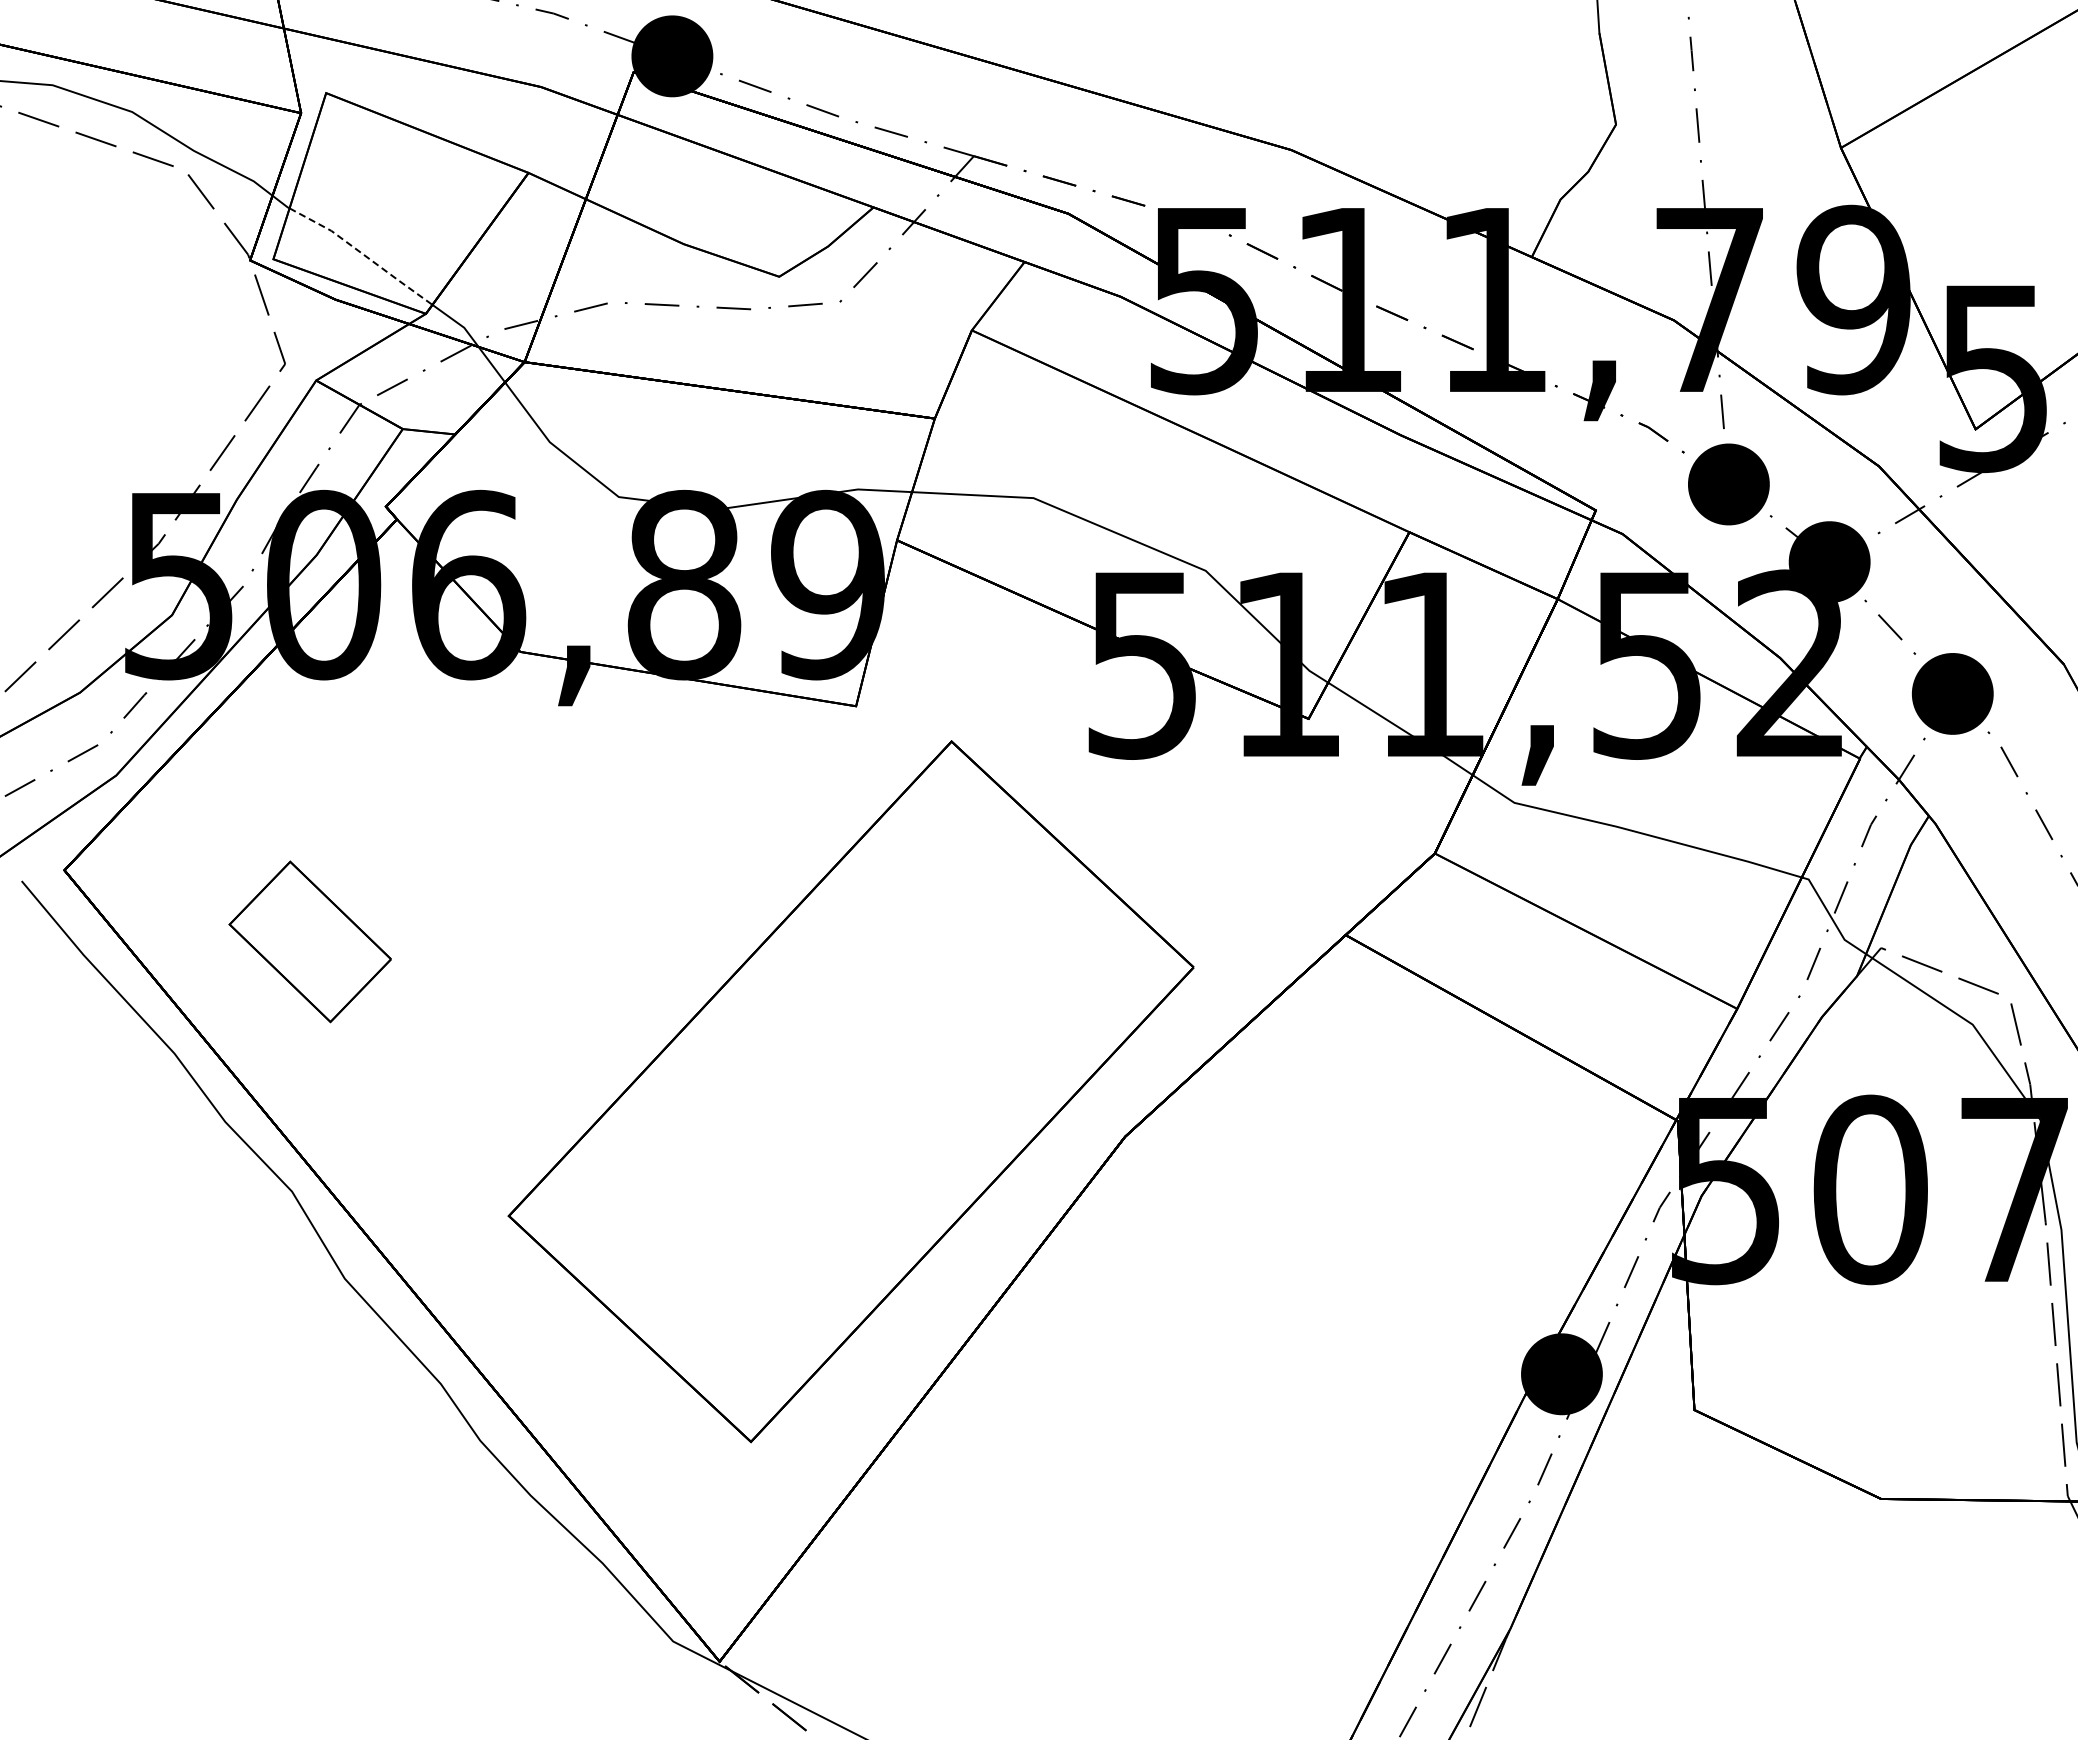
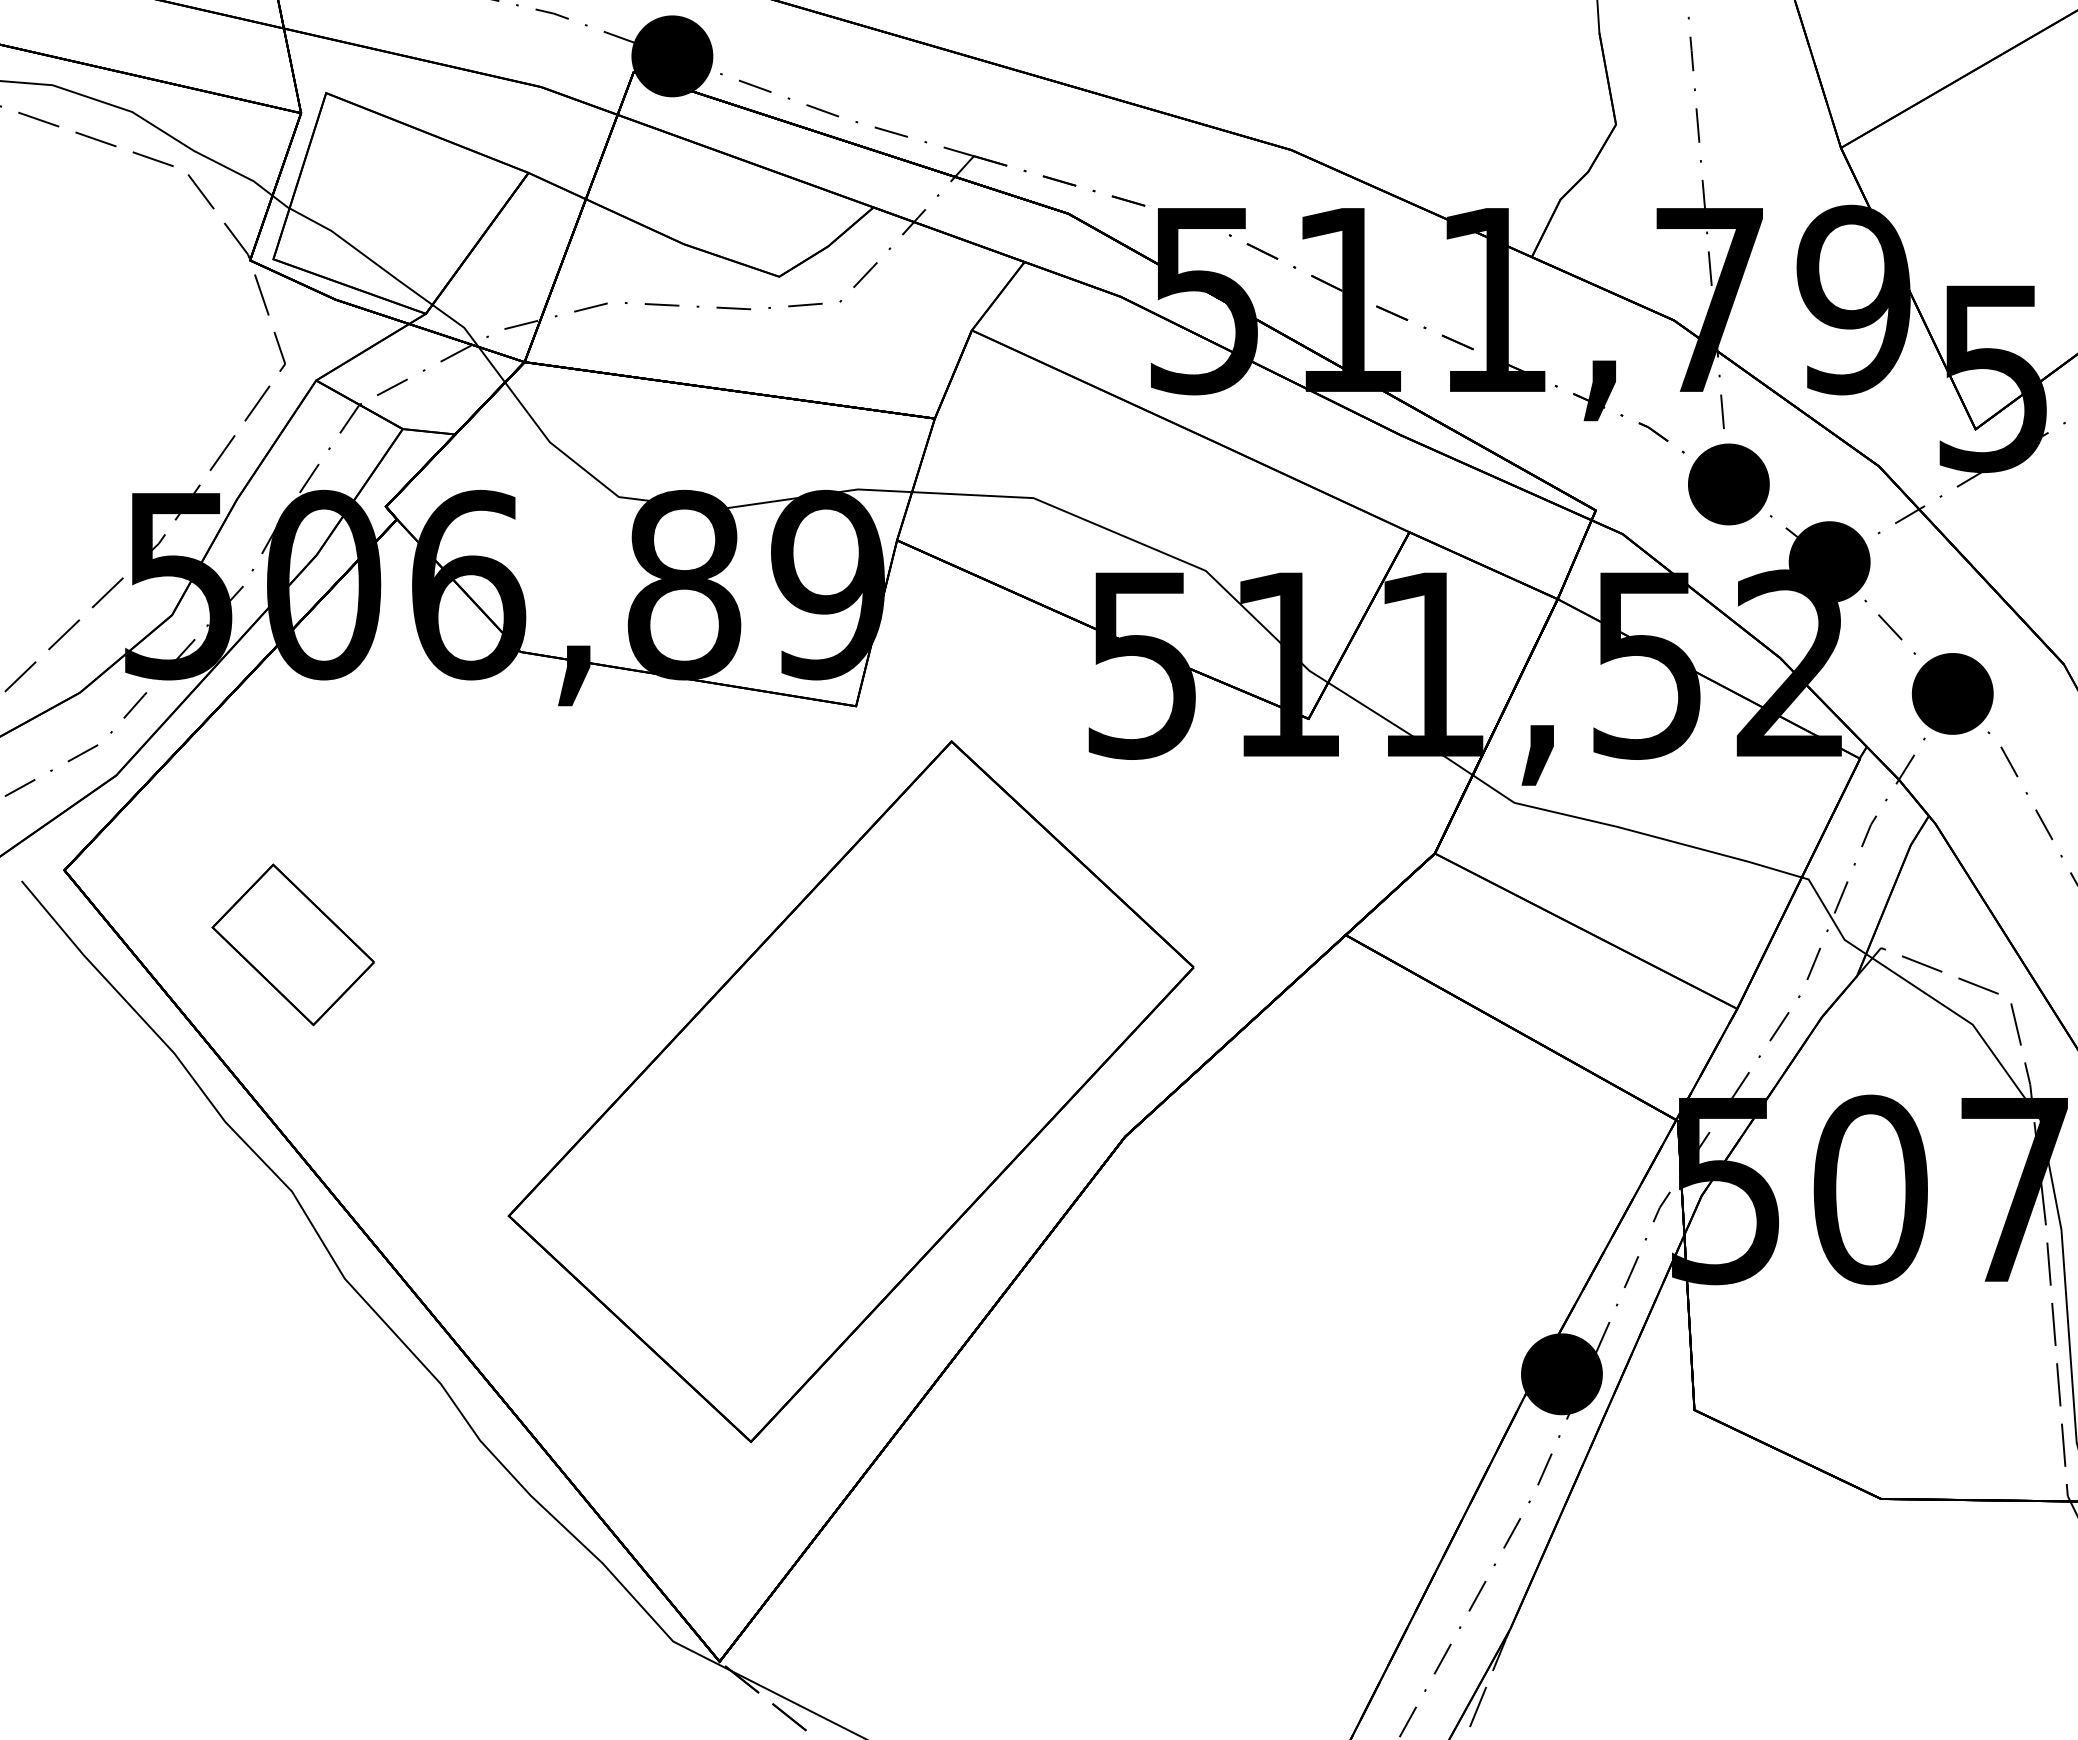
line: dashed -> solid (363, 254)
part position: (309, 941) -> (292, 944) (292, 944)
